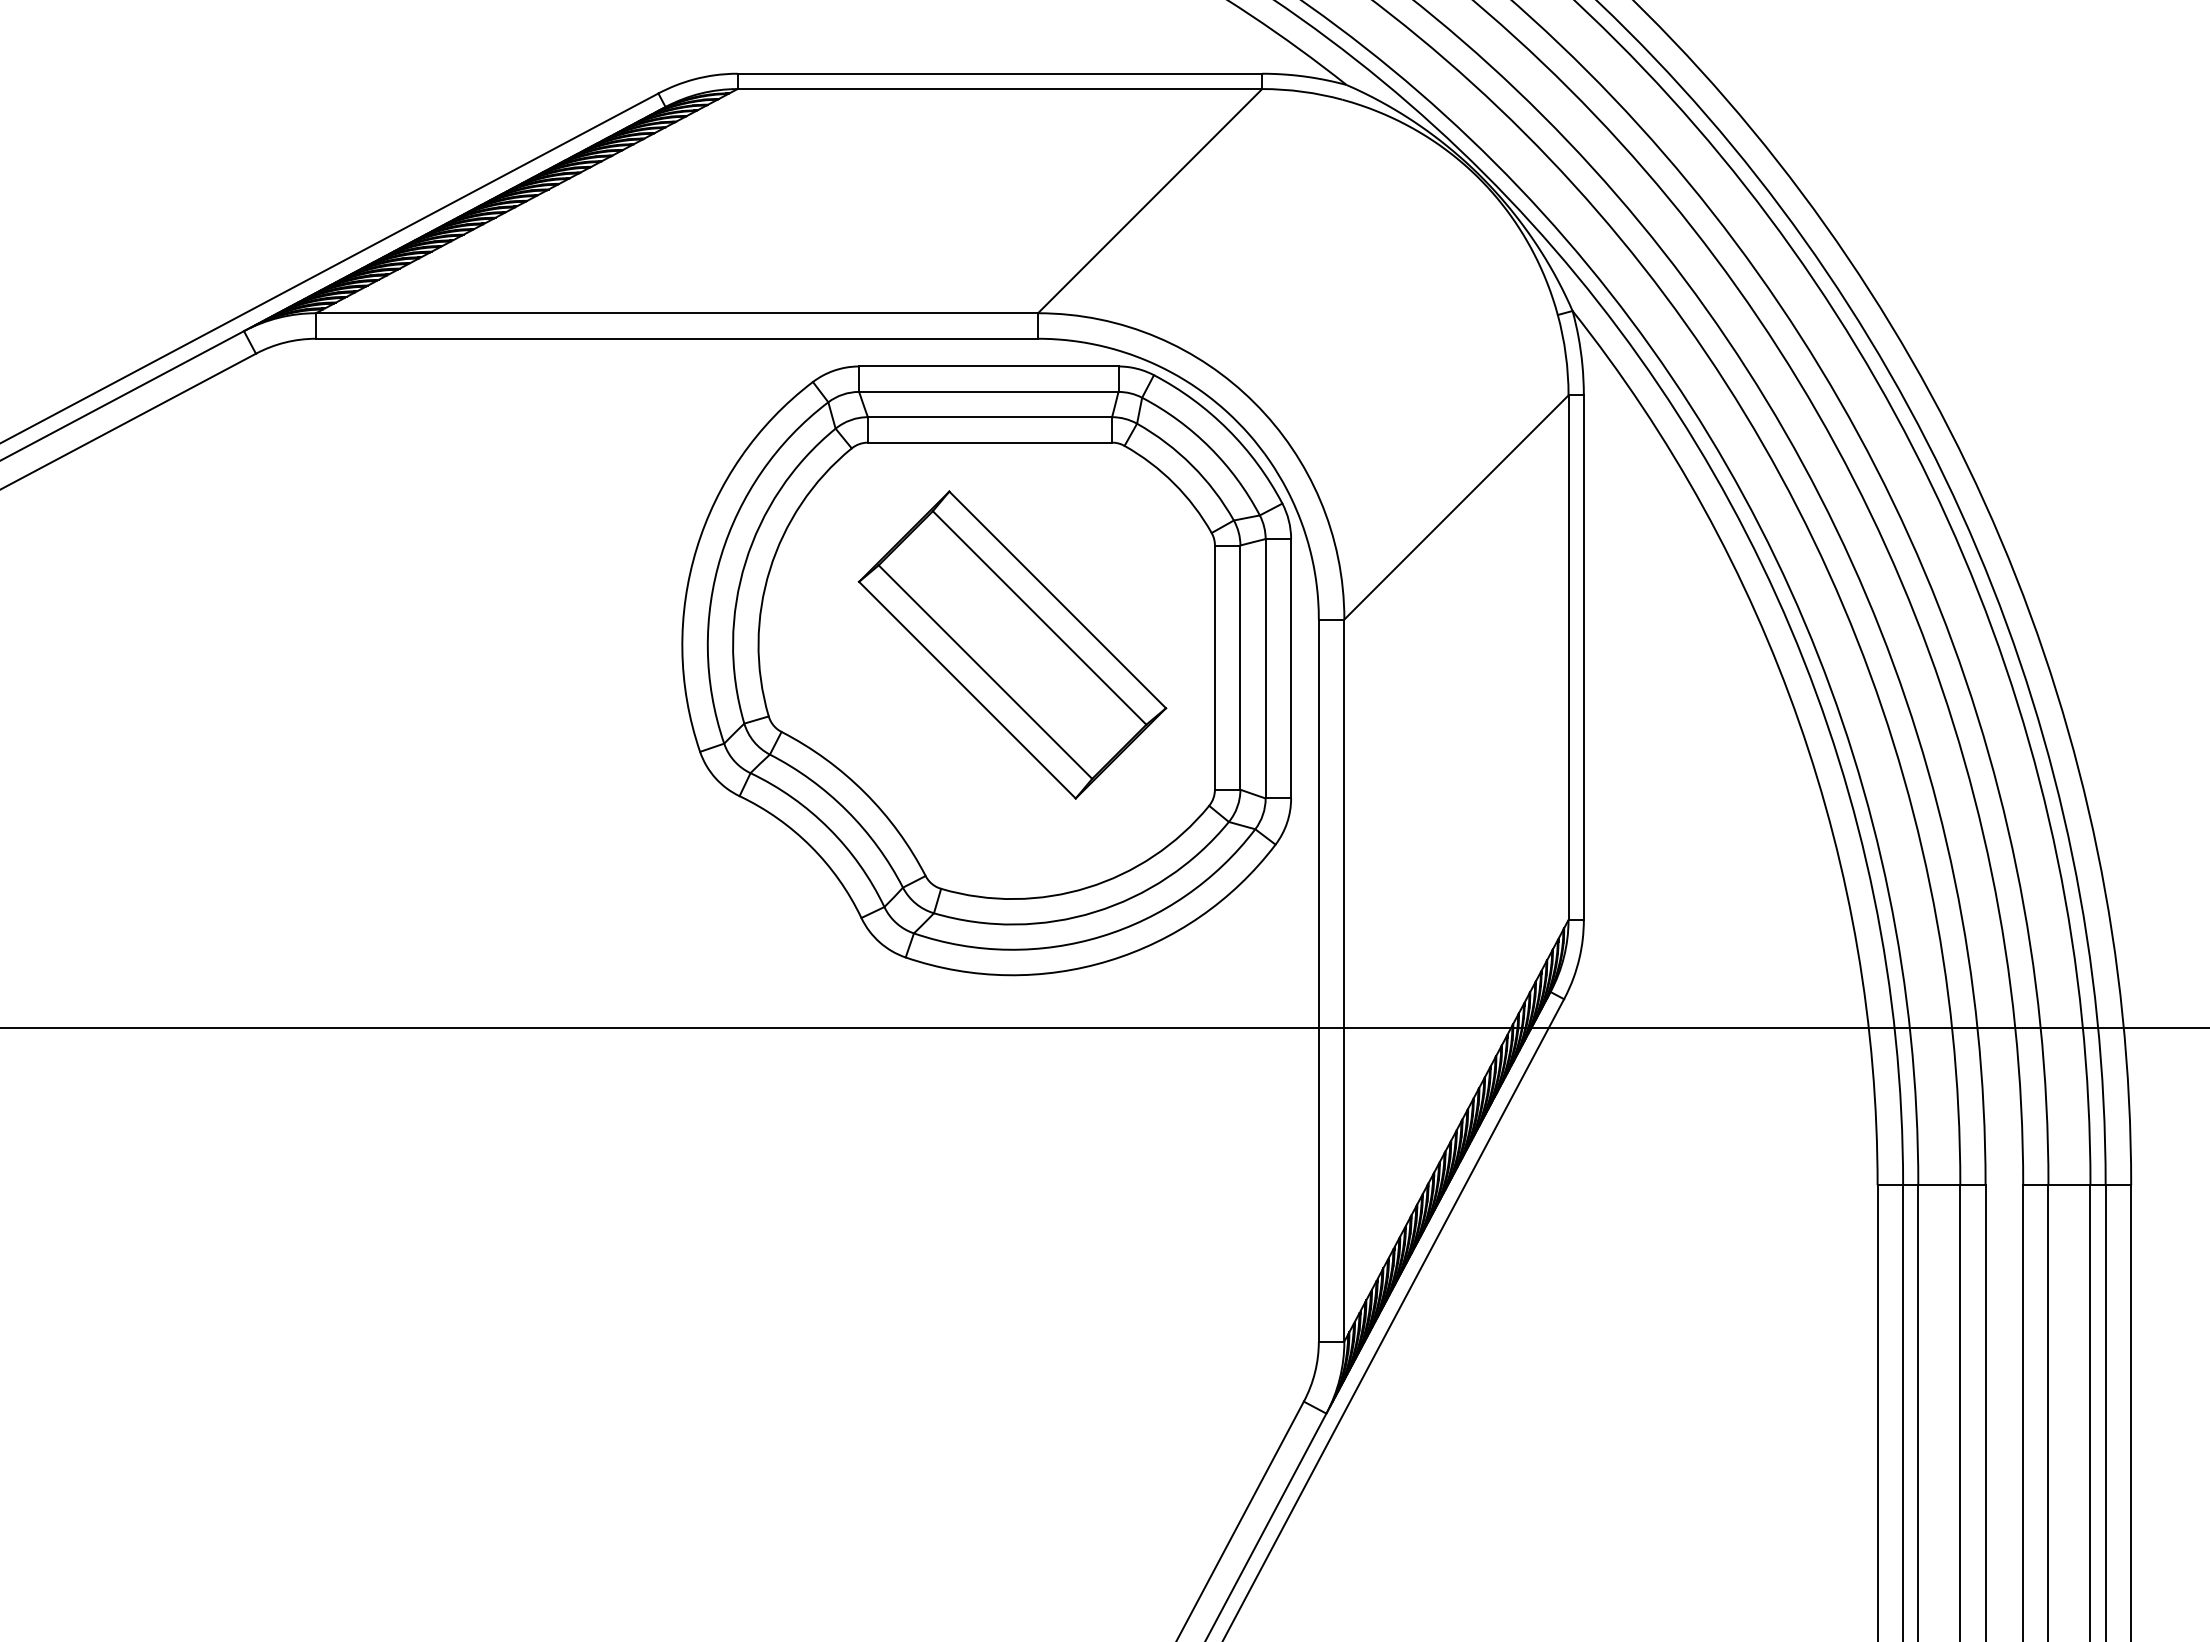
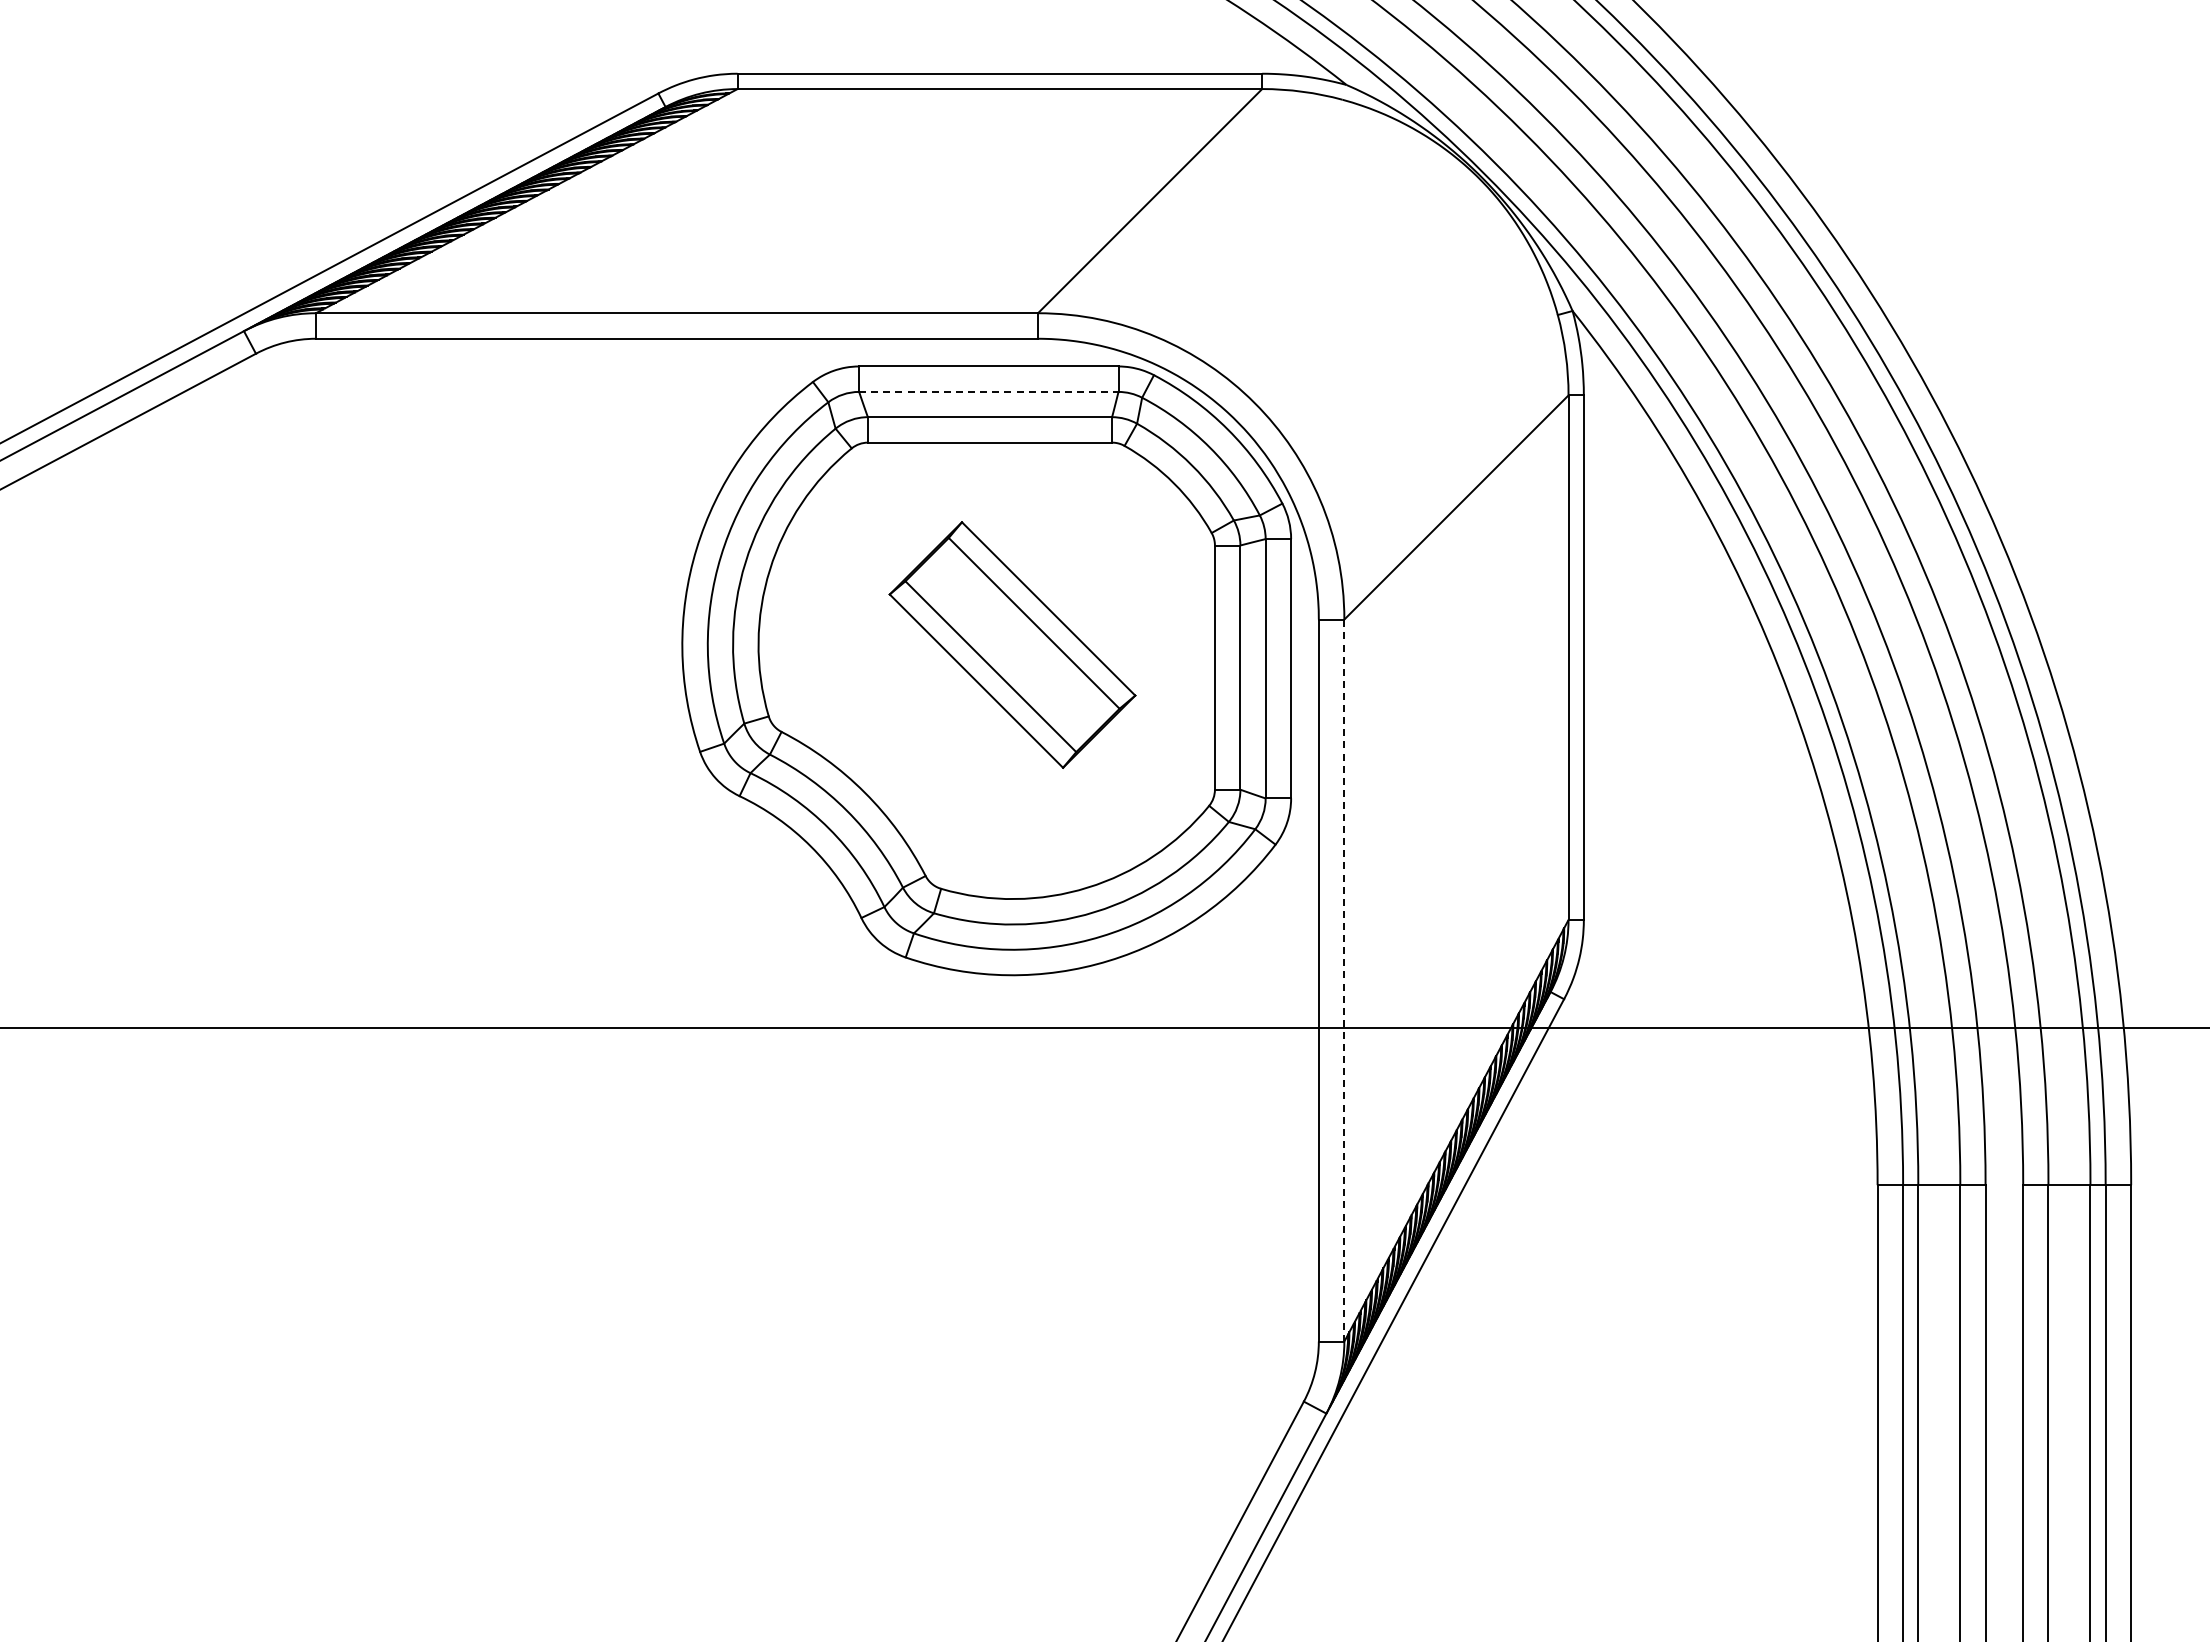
line: solid -> dashed (988, 391)
part size: 311x310 px -> 249x248 px (1012, 644)
line: solid -> dashed (1344, 980)
